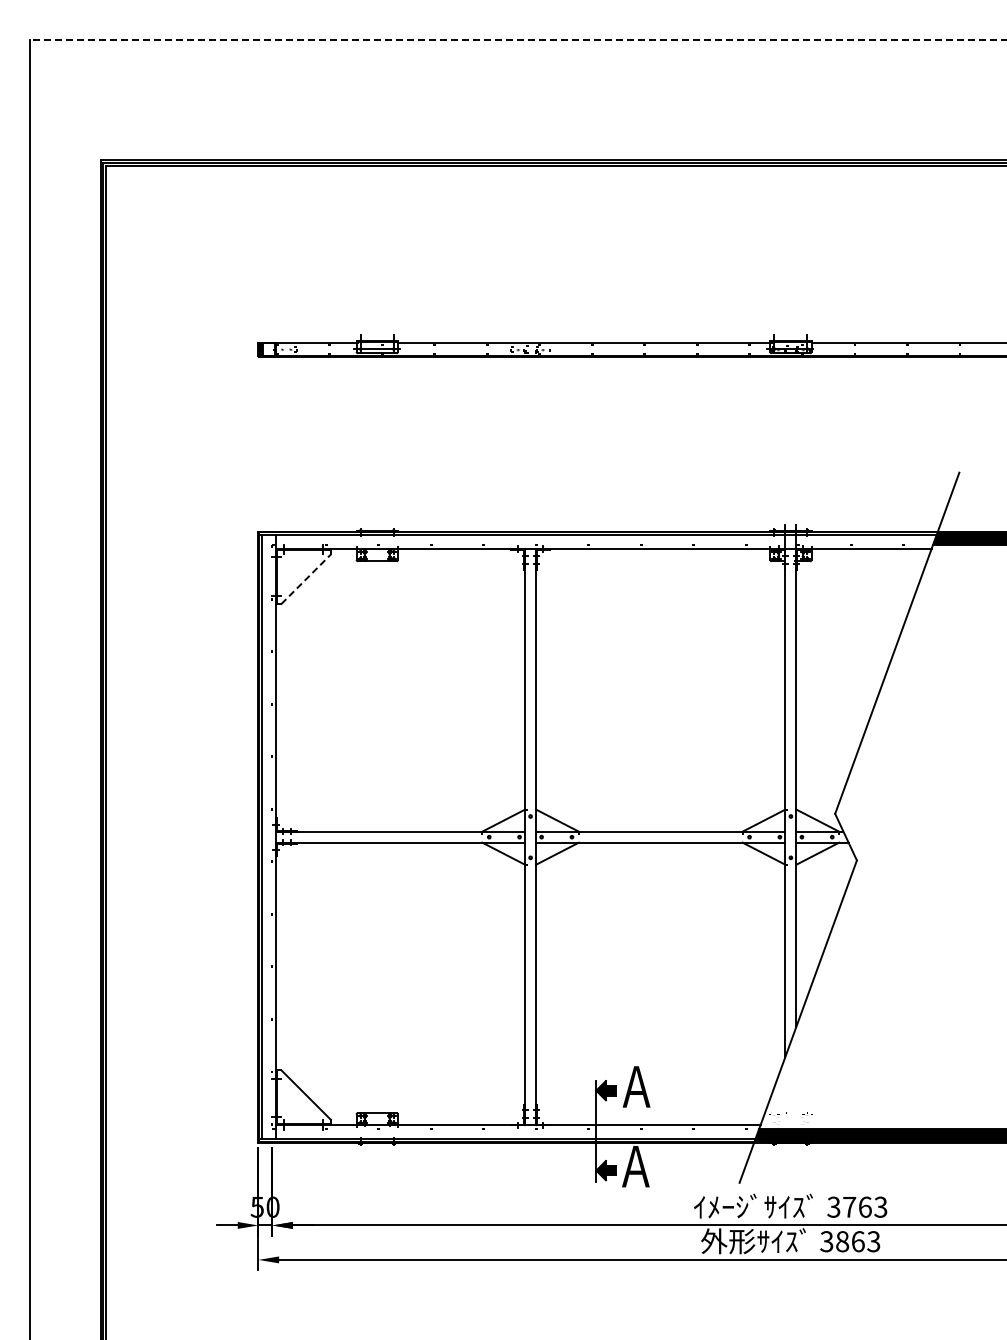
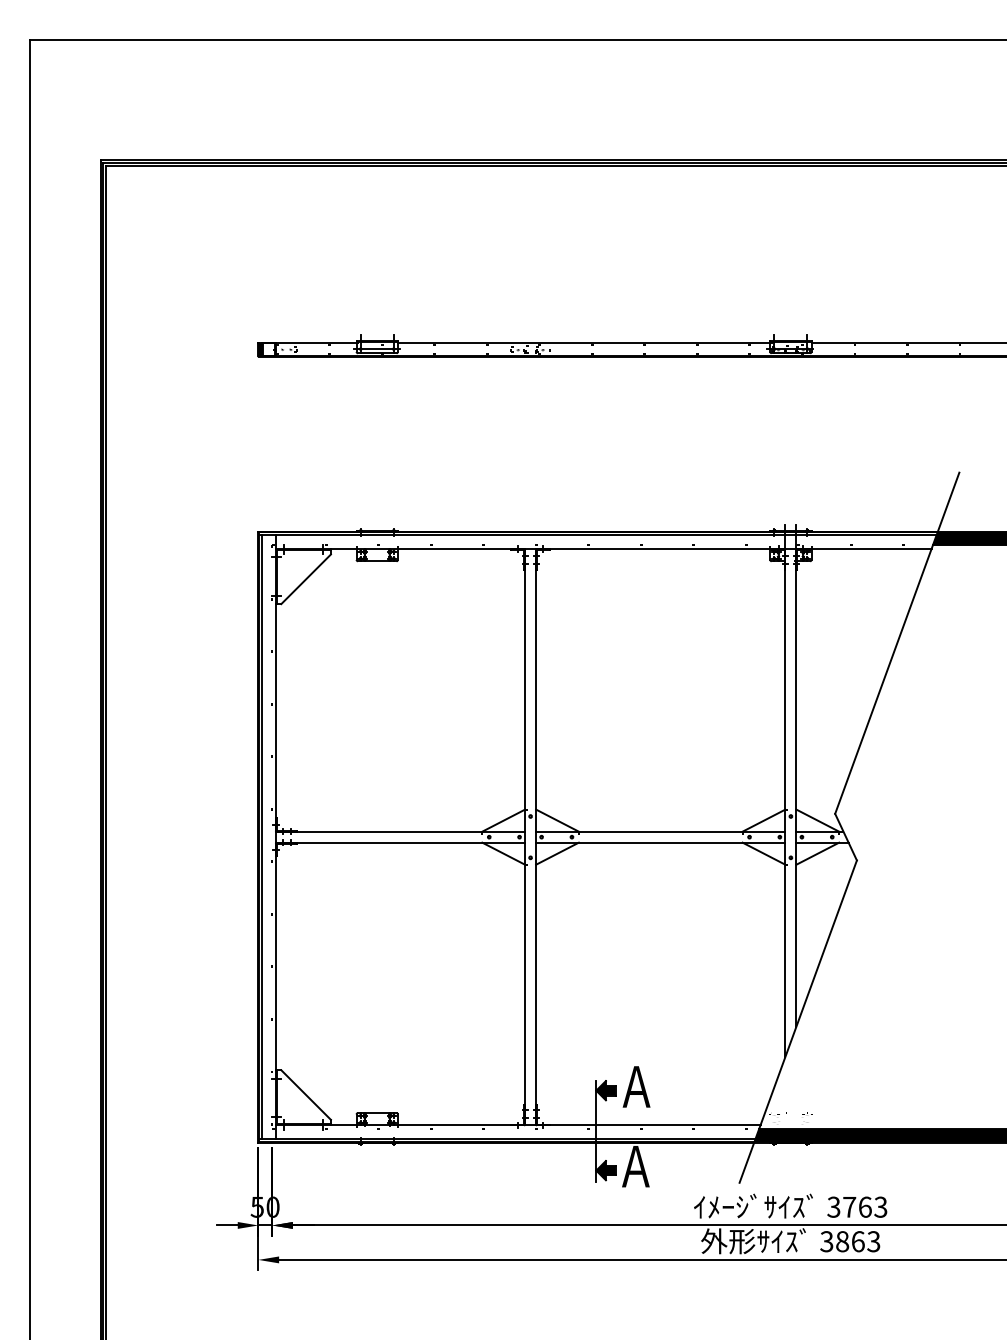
line: dashed -> solid (518, 40)
line: dashed -> solid (306, 578)
